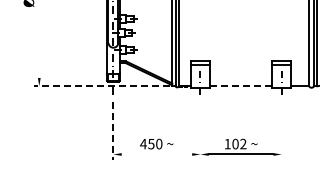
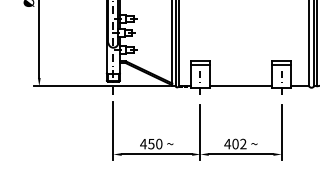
line: none -> present (39, 40)
line: dashed -> solid (101, 86)
line: dashed -> solid (241, 86)
line: dashed -> solid (113, 130)
line: none -> present (200, 131)
line: none -> present (281, 131)
text: 102 -> 402 (227, 144)
line: none -> present (156, 154)
